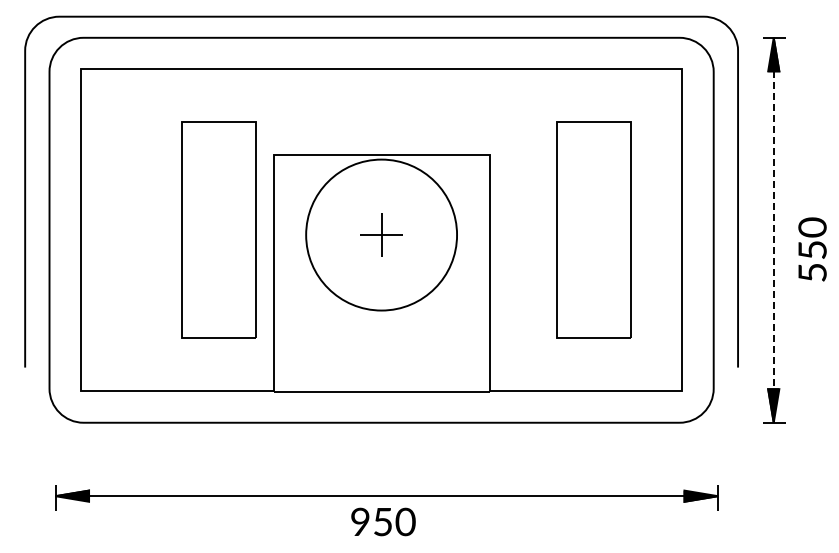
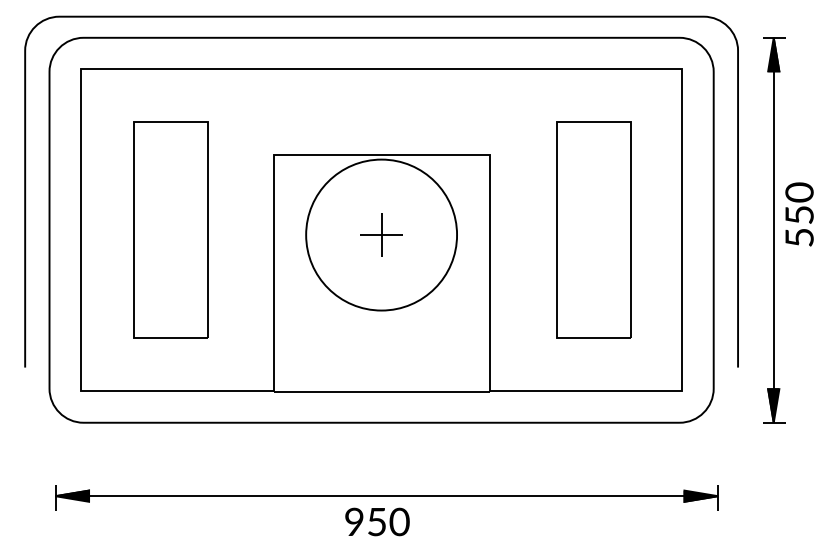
part position: (218, 229) -> (170, 229) (170, 229)
line: dashed -> solid (773, 230)
text position: (812, 249) -> (799, 214) (799, 214)
text position: (383, 521) -> (377, 521) (377, 521)
